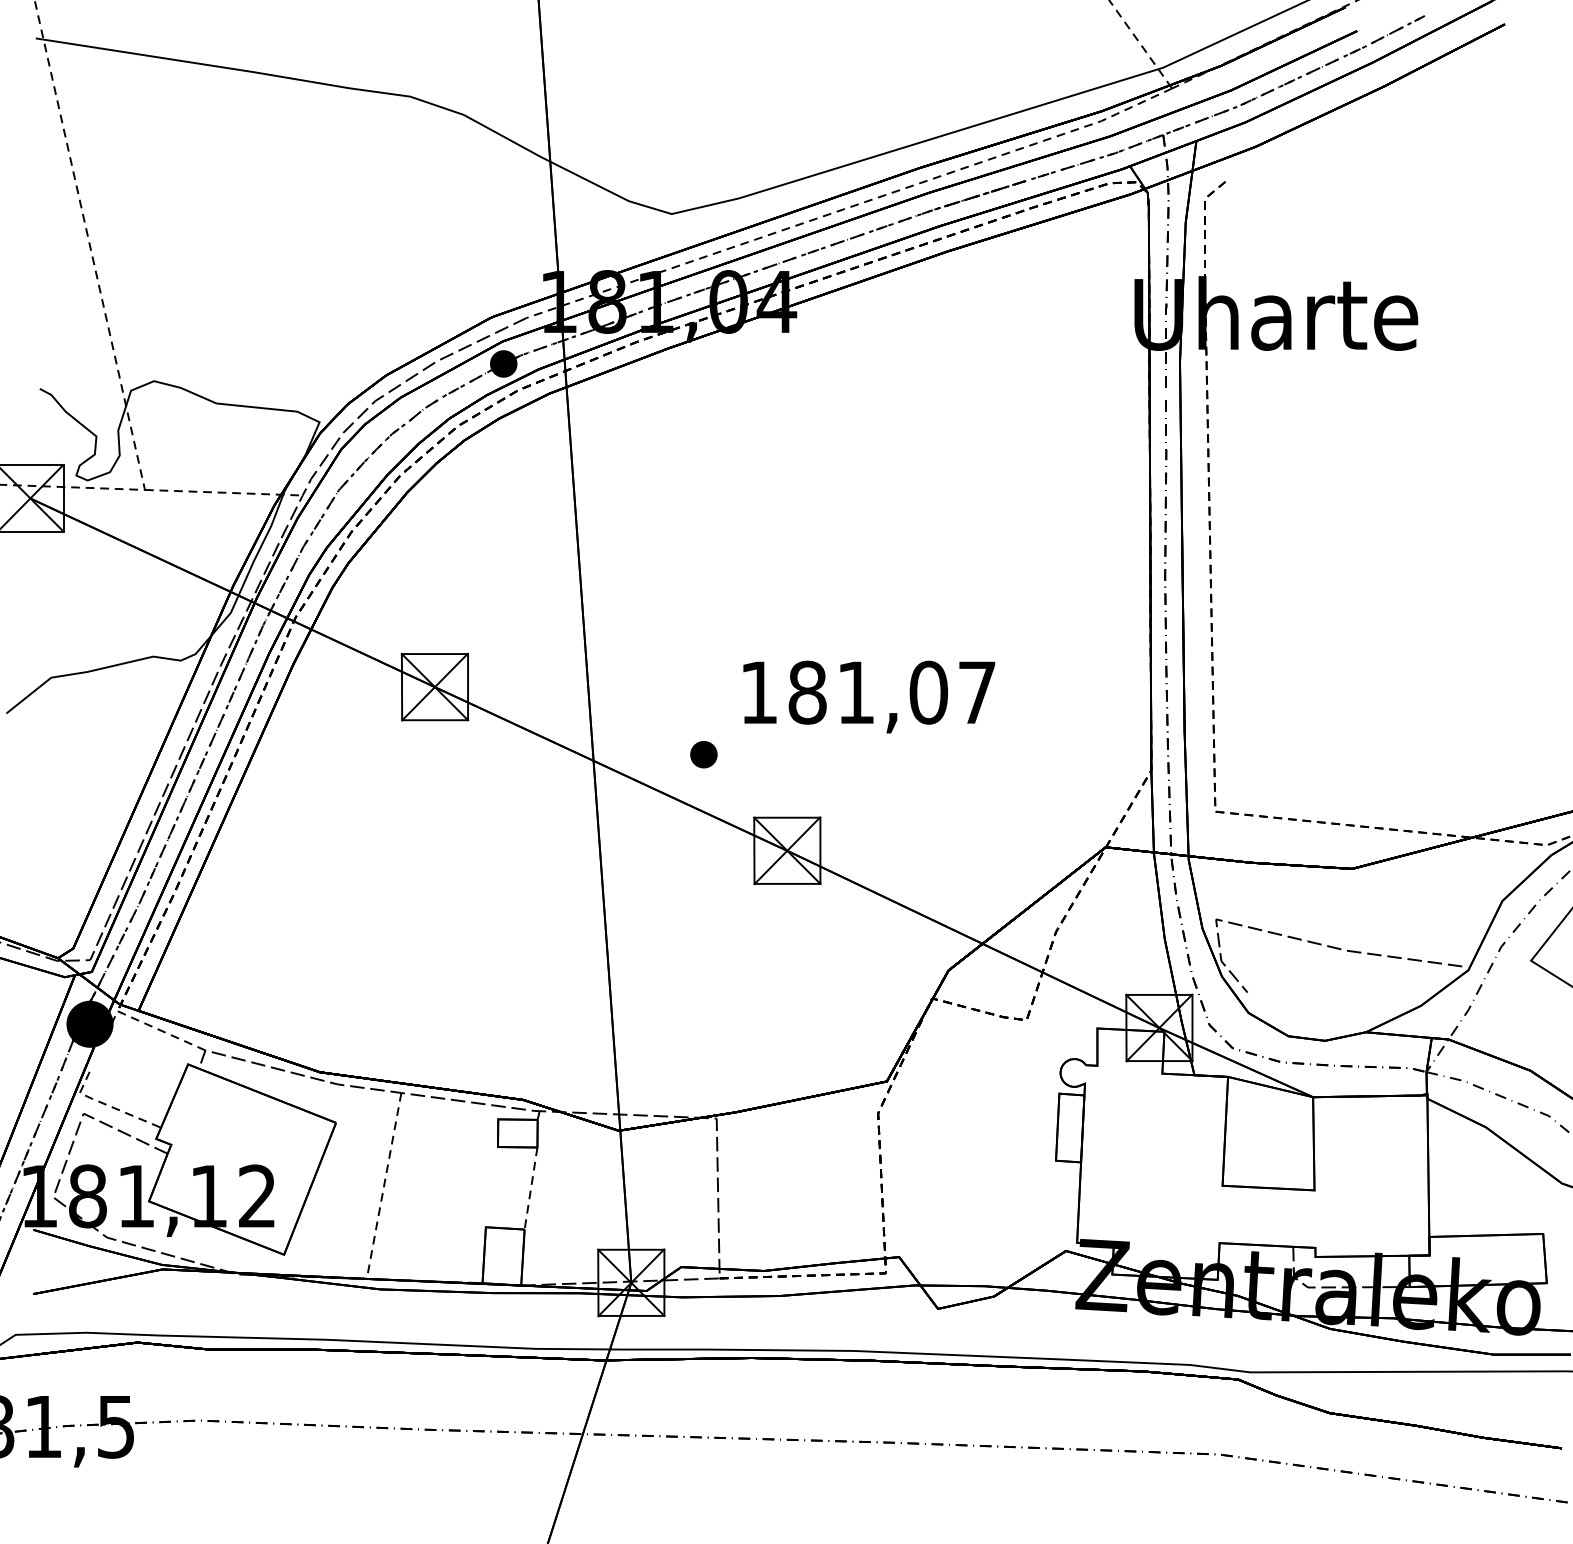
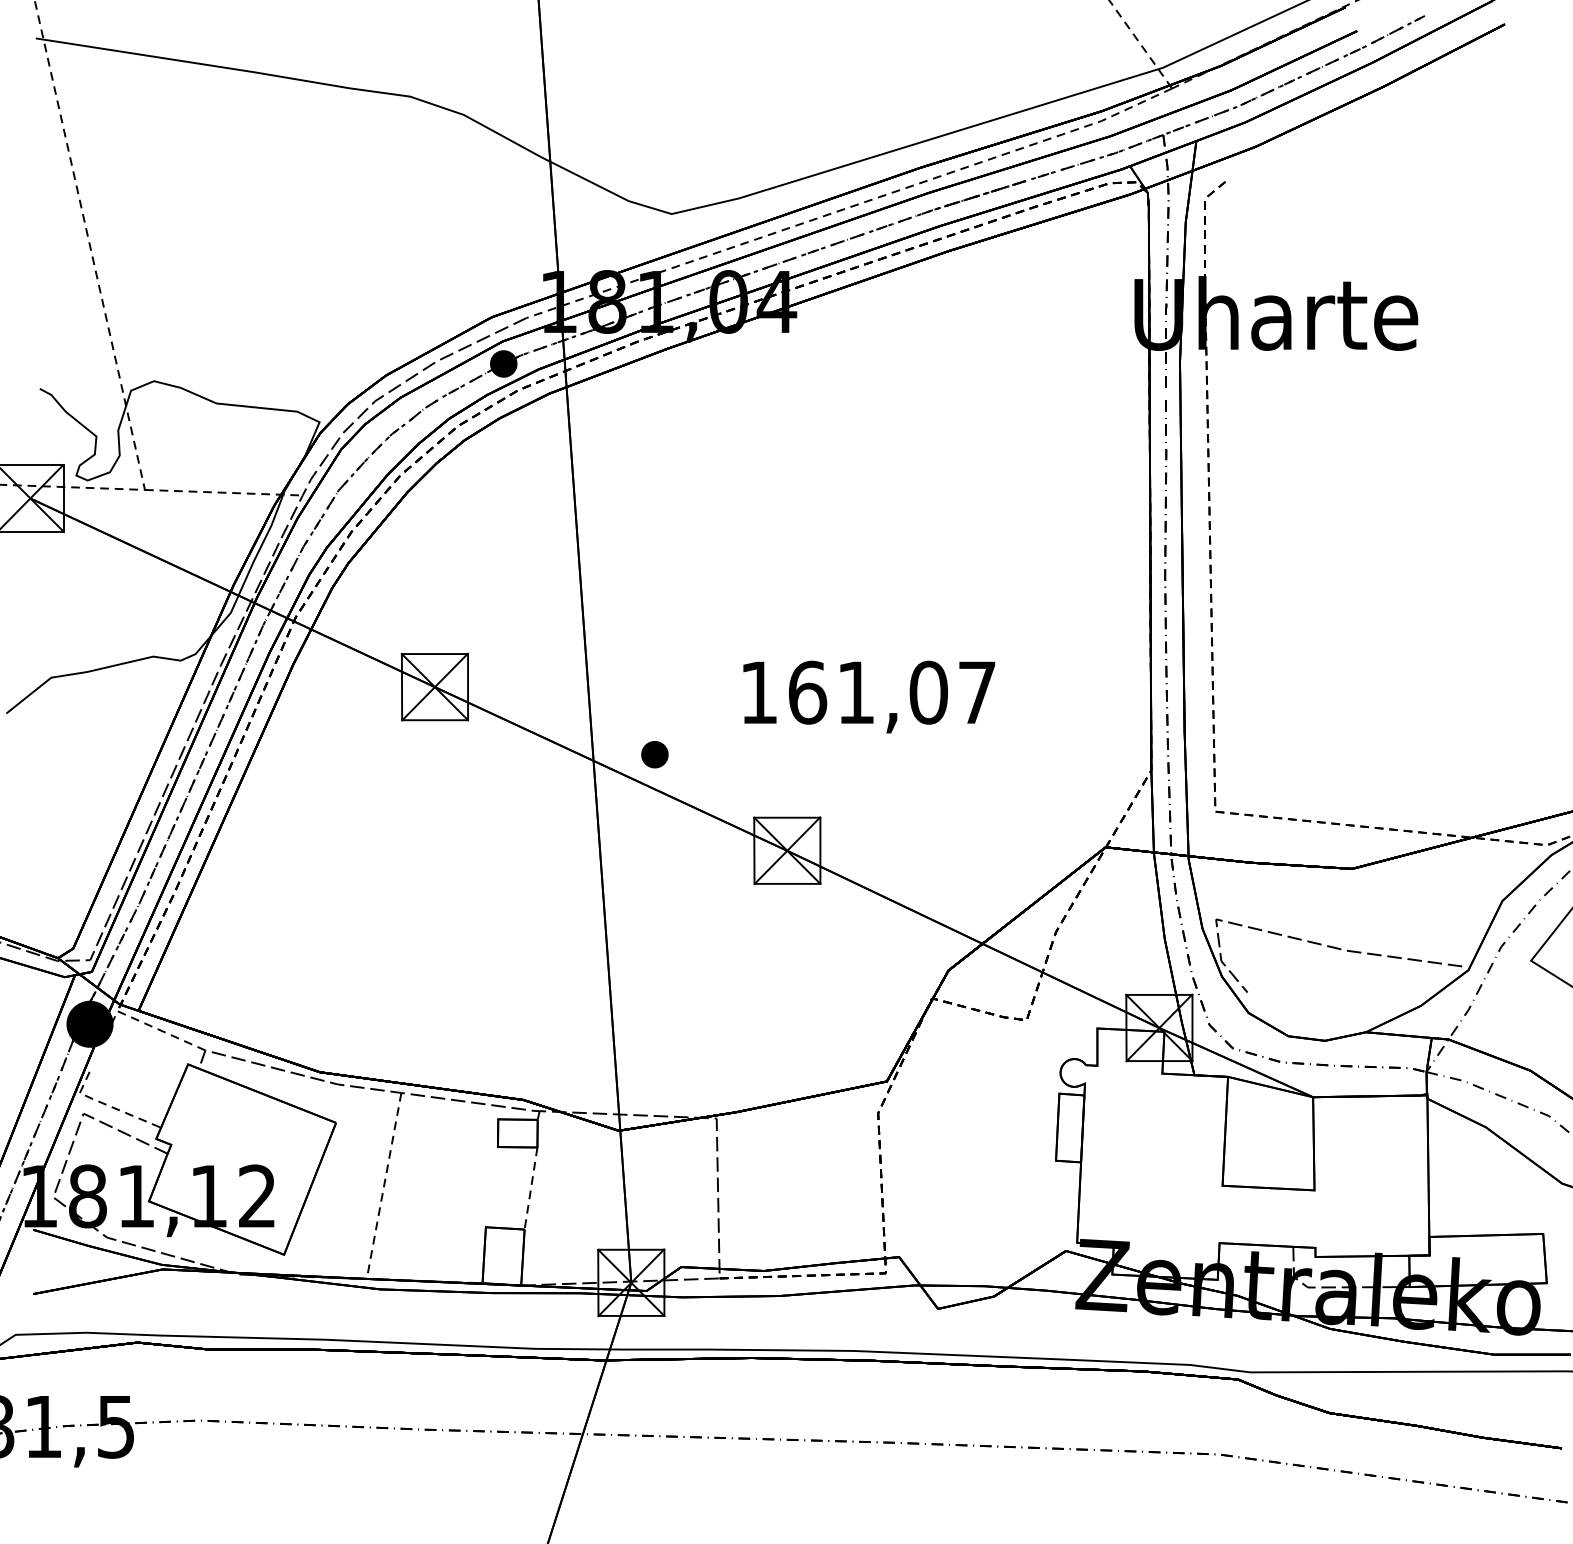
text: 181,07 -> 161,07 (807, 692)
part position: (703, 754) -> (654, 754) (654, 754)
